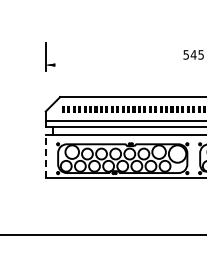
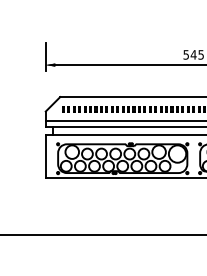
line: none -> present (129, 65)
line: dashed -> solid (45, 156)
